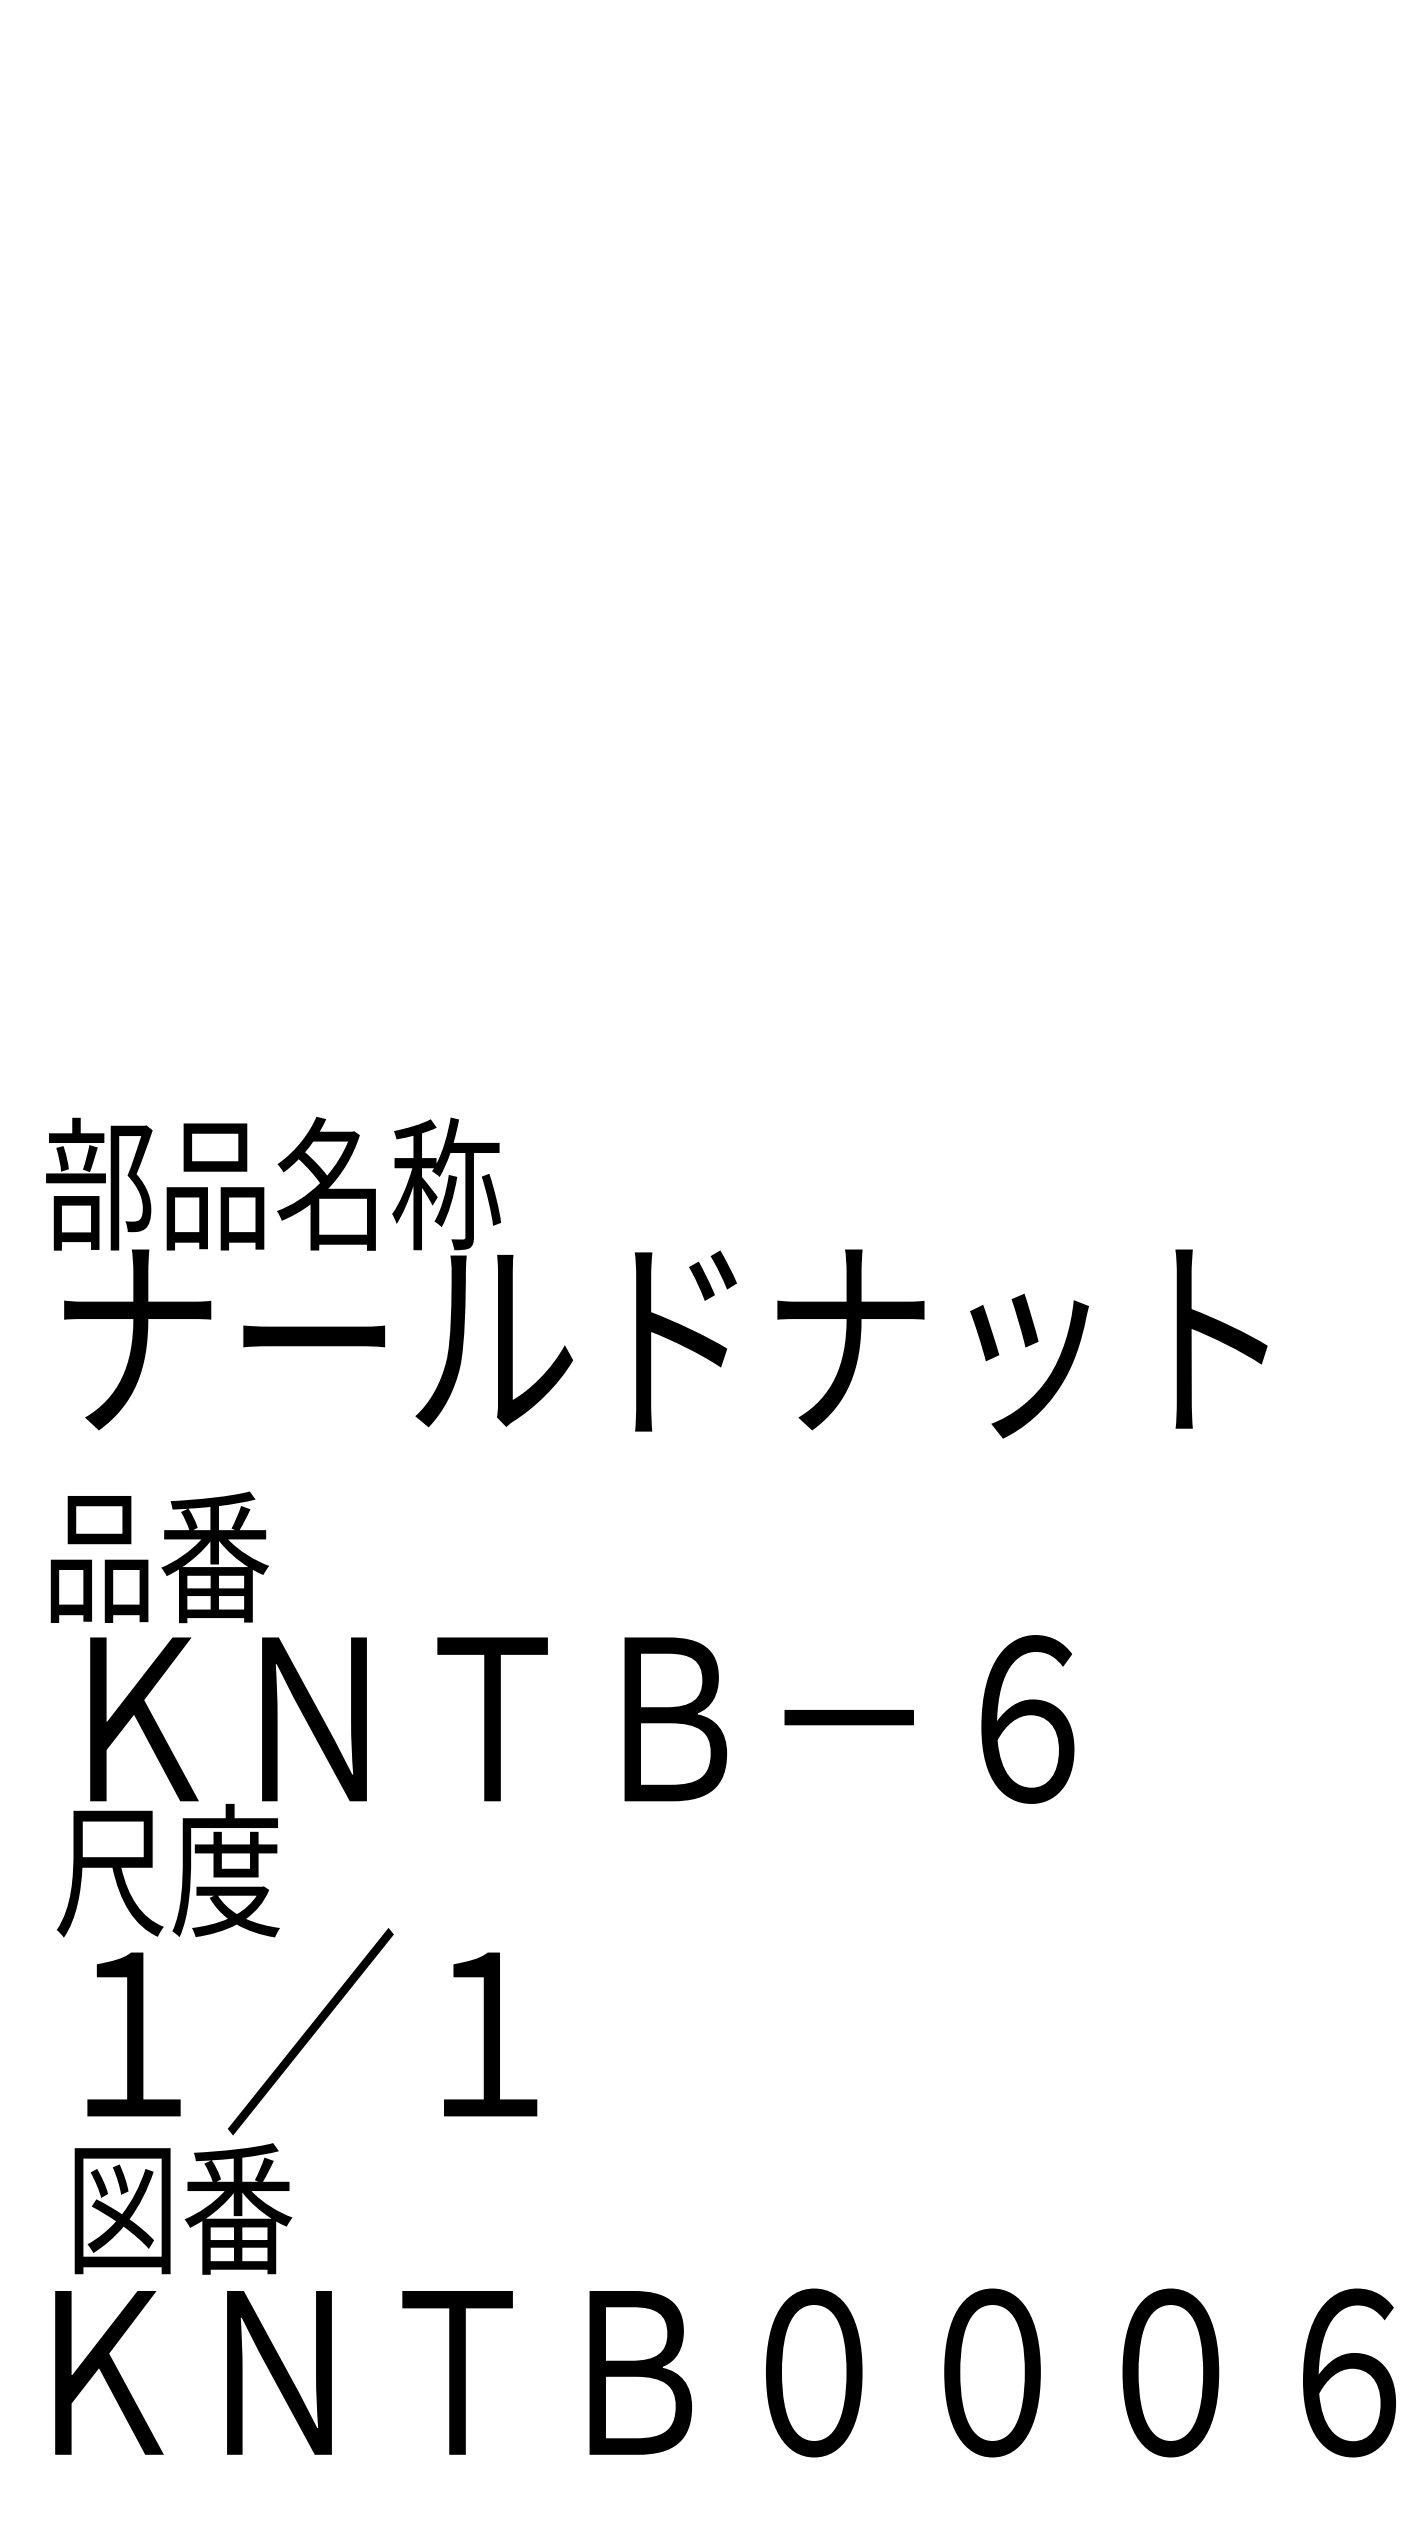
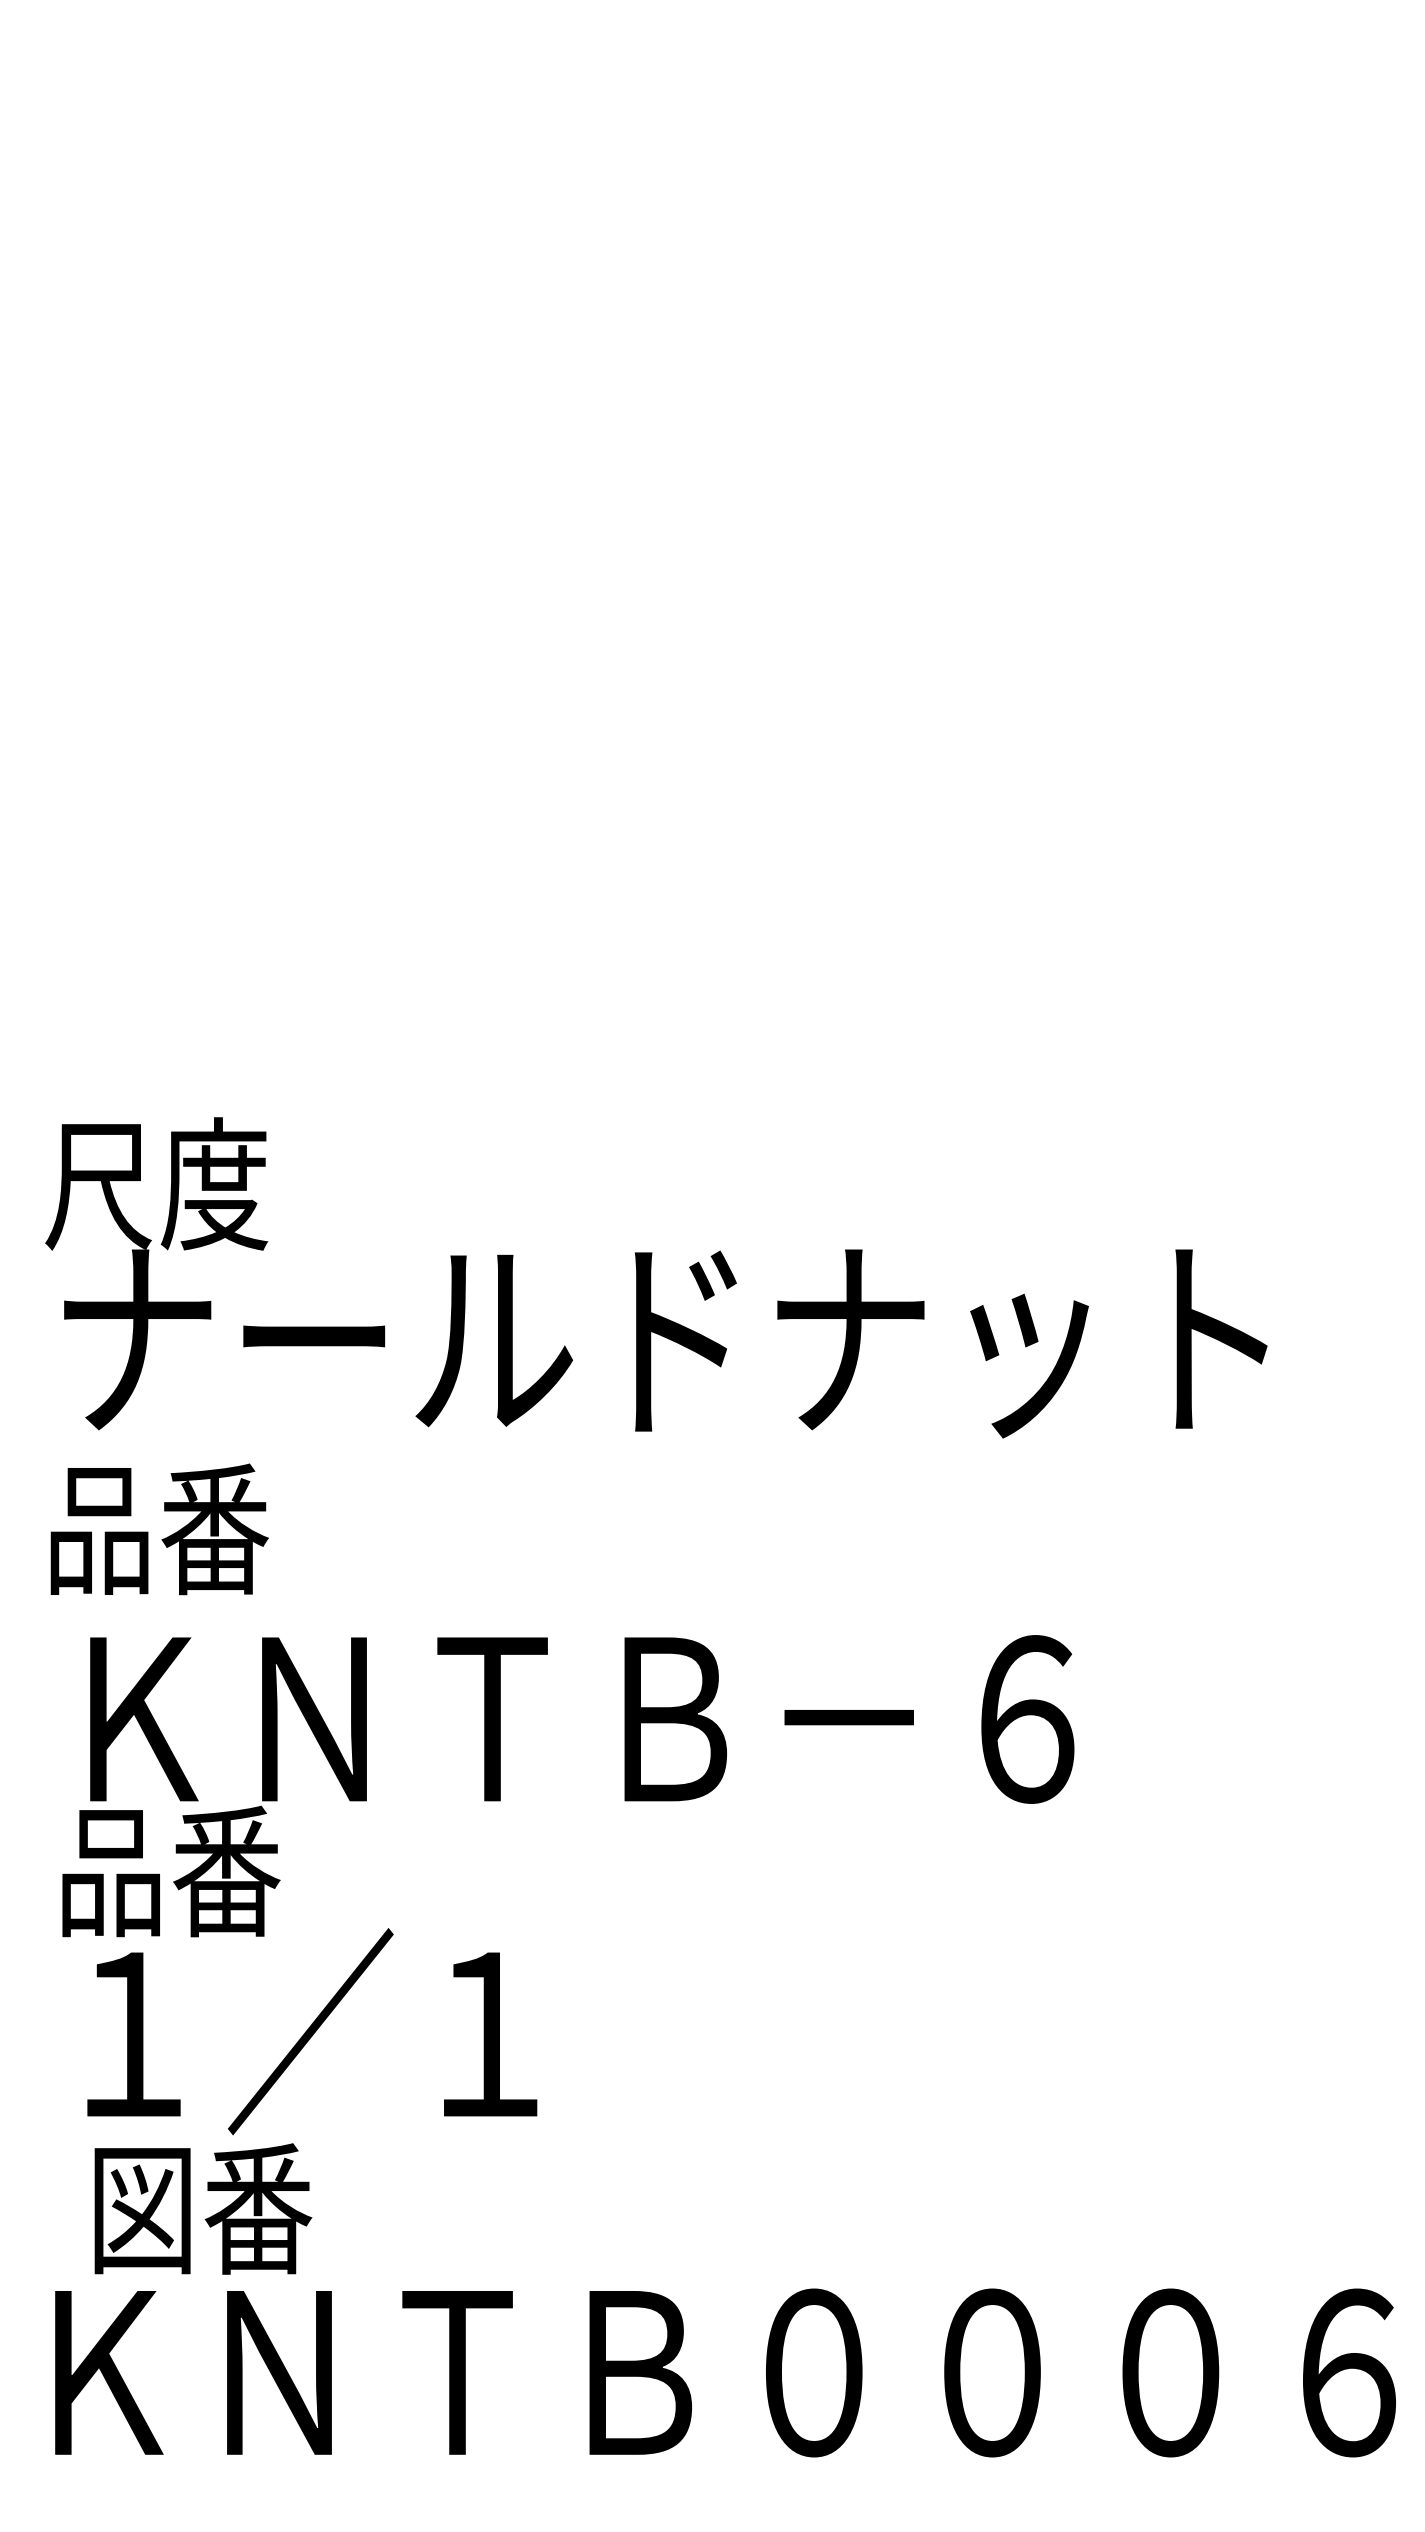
text: 部品名称 -> 尺度 (273, 1183)
text position: (159, 1557) -> (159, 1529) (159, 1529)
text: 尺度 -> 品番 (168, 1870)
text position: (183, 2208) -> (203, 2208) (203, 2208)
